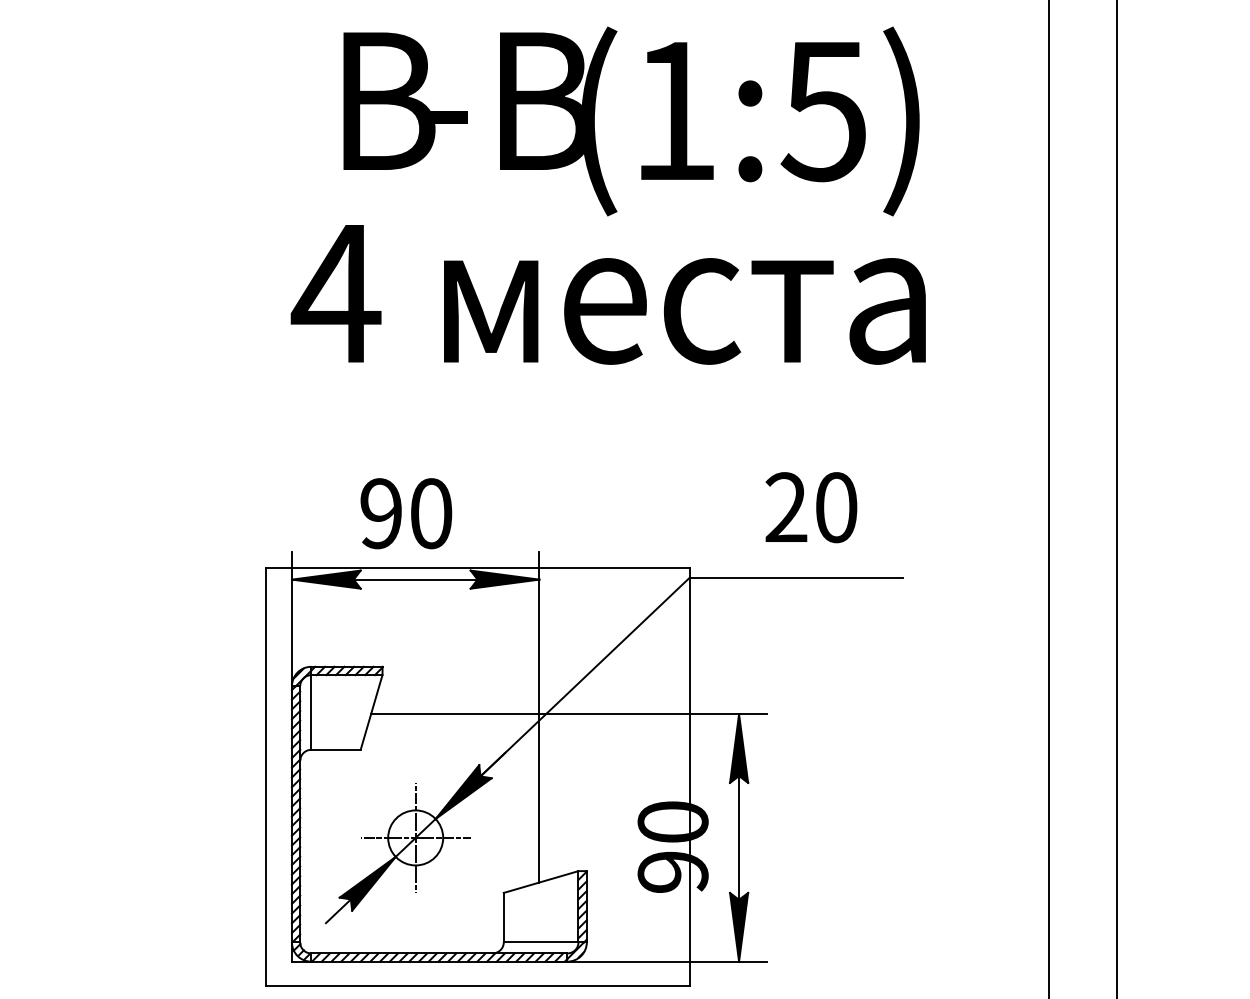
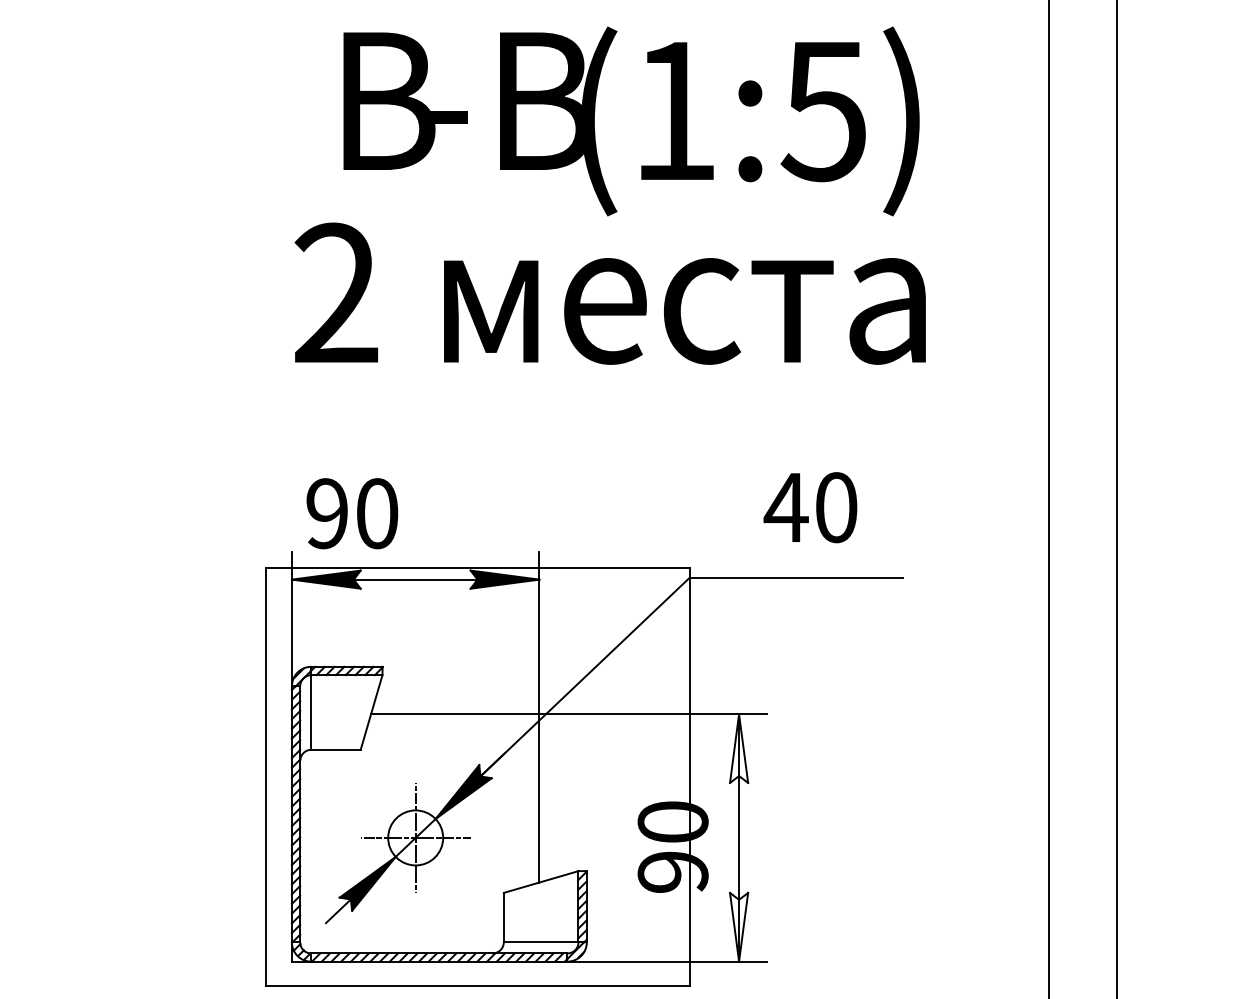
text: 4 -> 2 (335, 292)
text: 20 -> 40 (785, 506)
text position: (406, 513) -> (352, 513) (352, 513)
fill: present -> none (739, 748)
fill: present -> none (739, 926)
